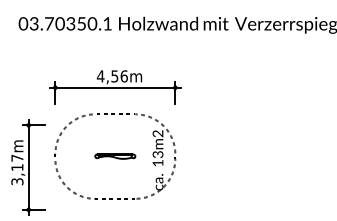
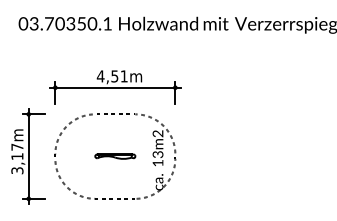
text: 4,56m -> 4,51m (123, 76)
part position: (28, 167) -> (28, 156) (28, 156)
